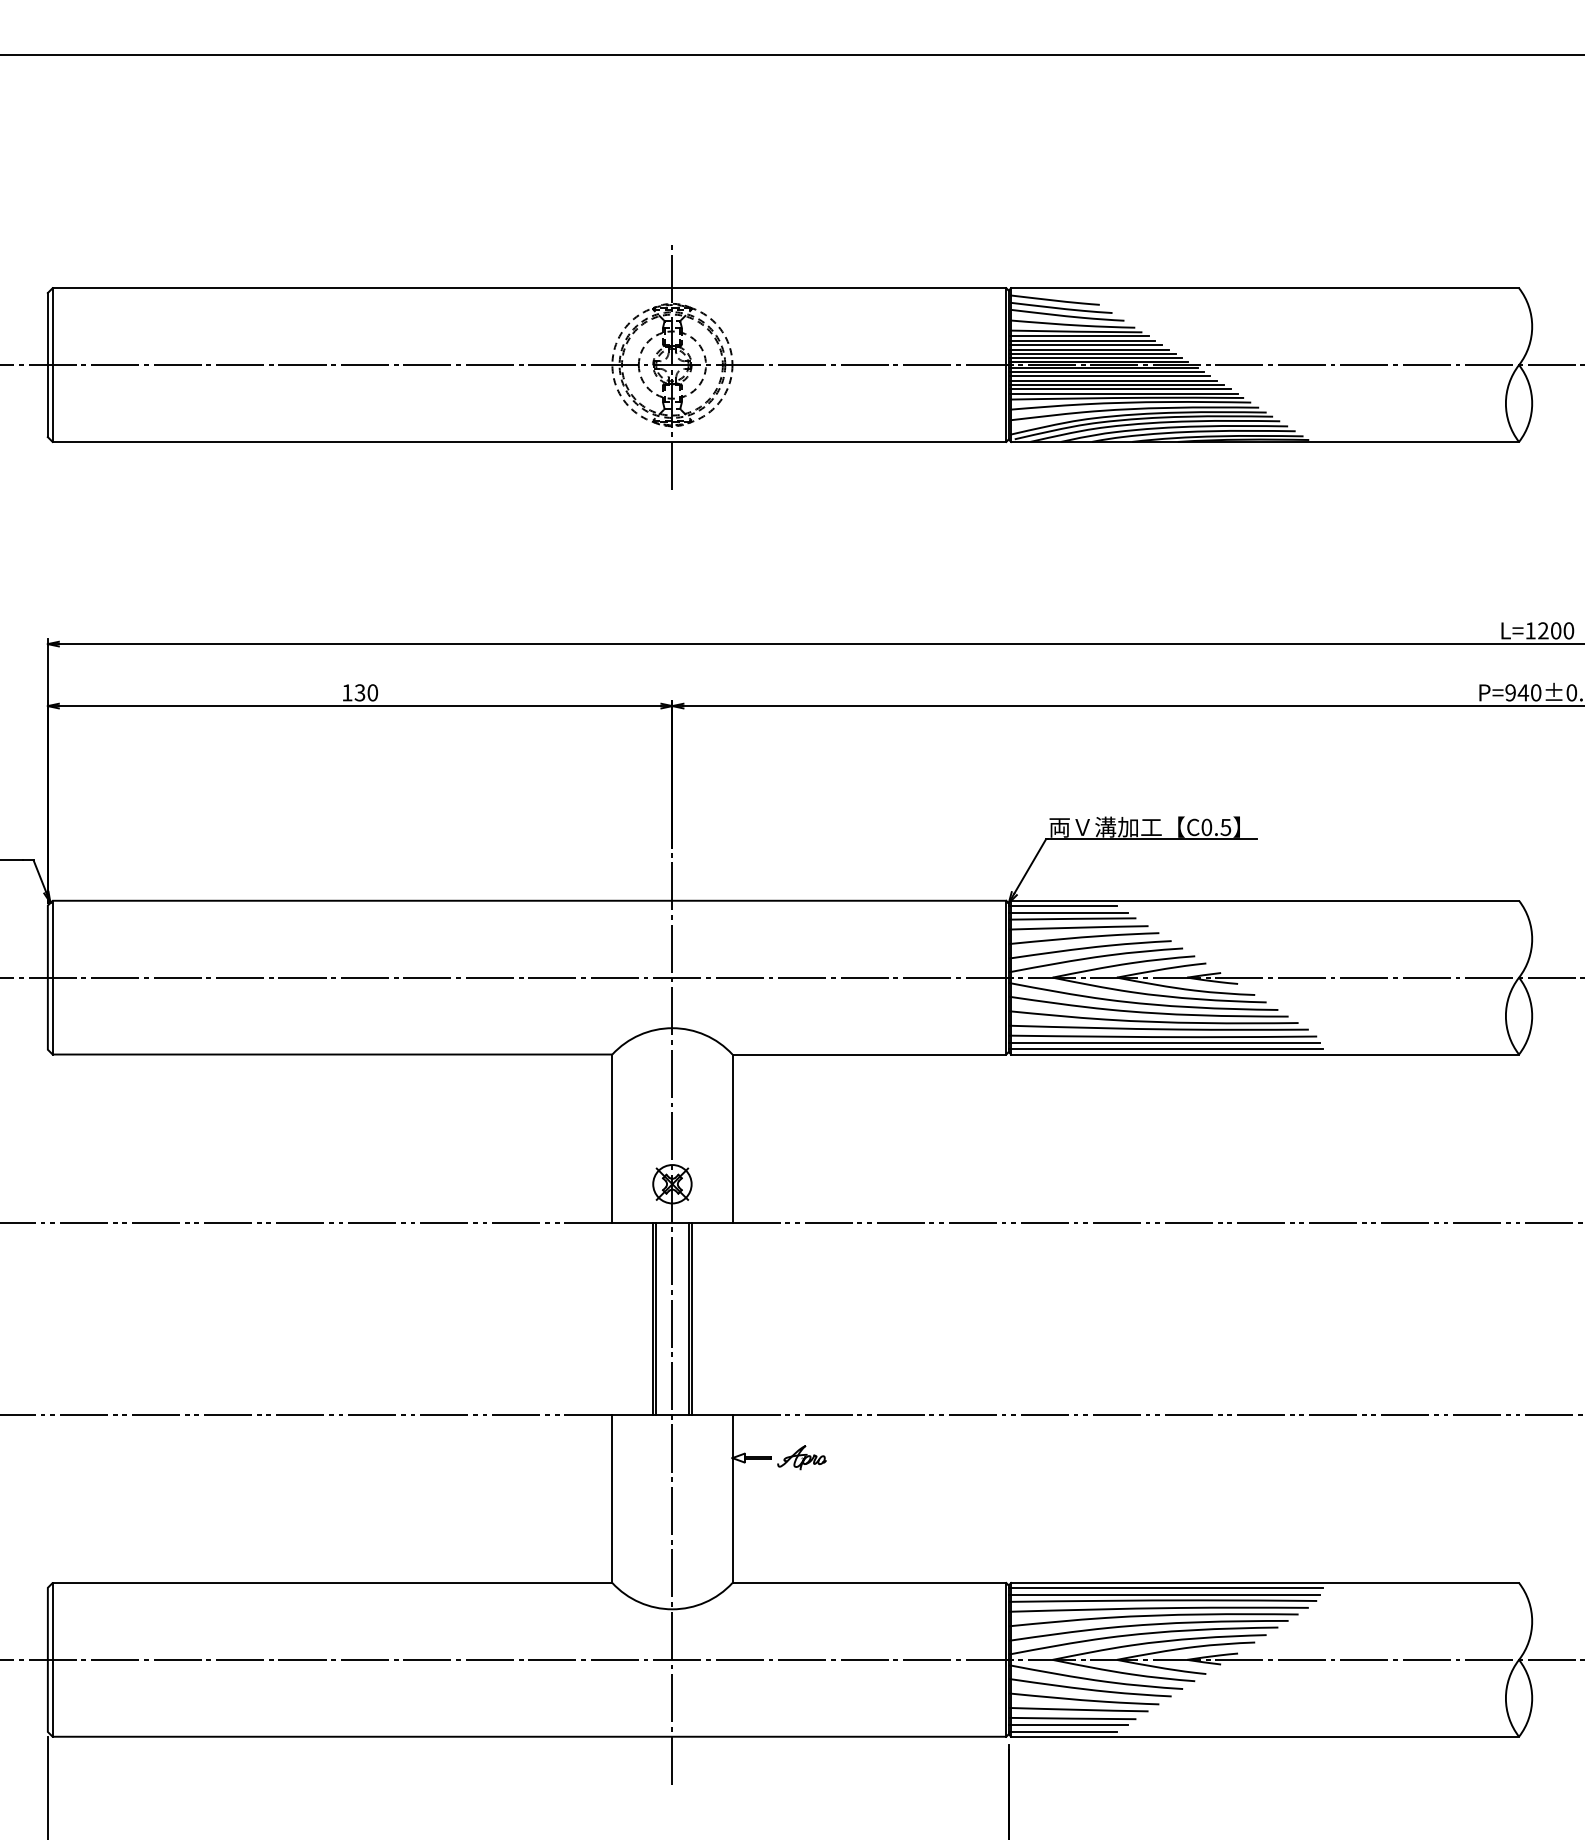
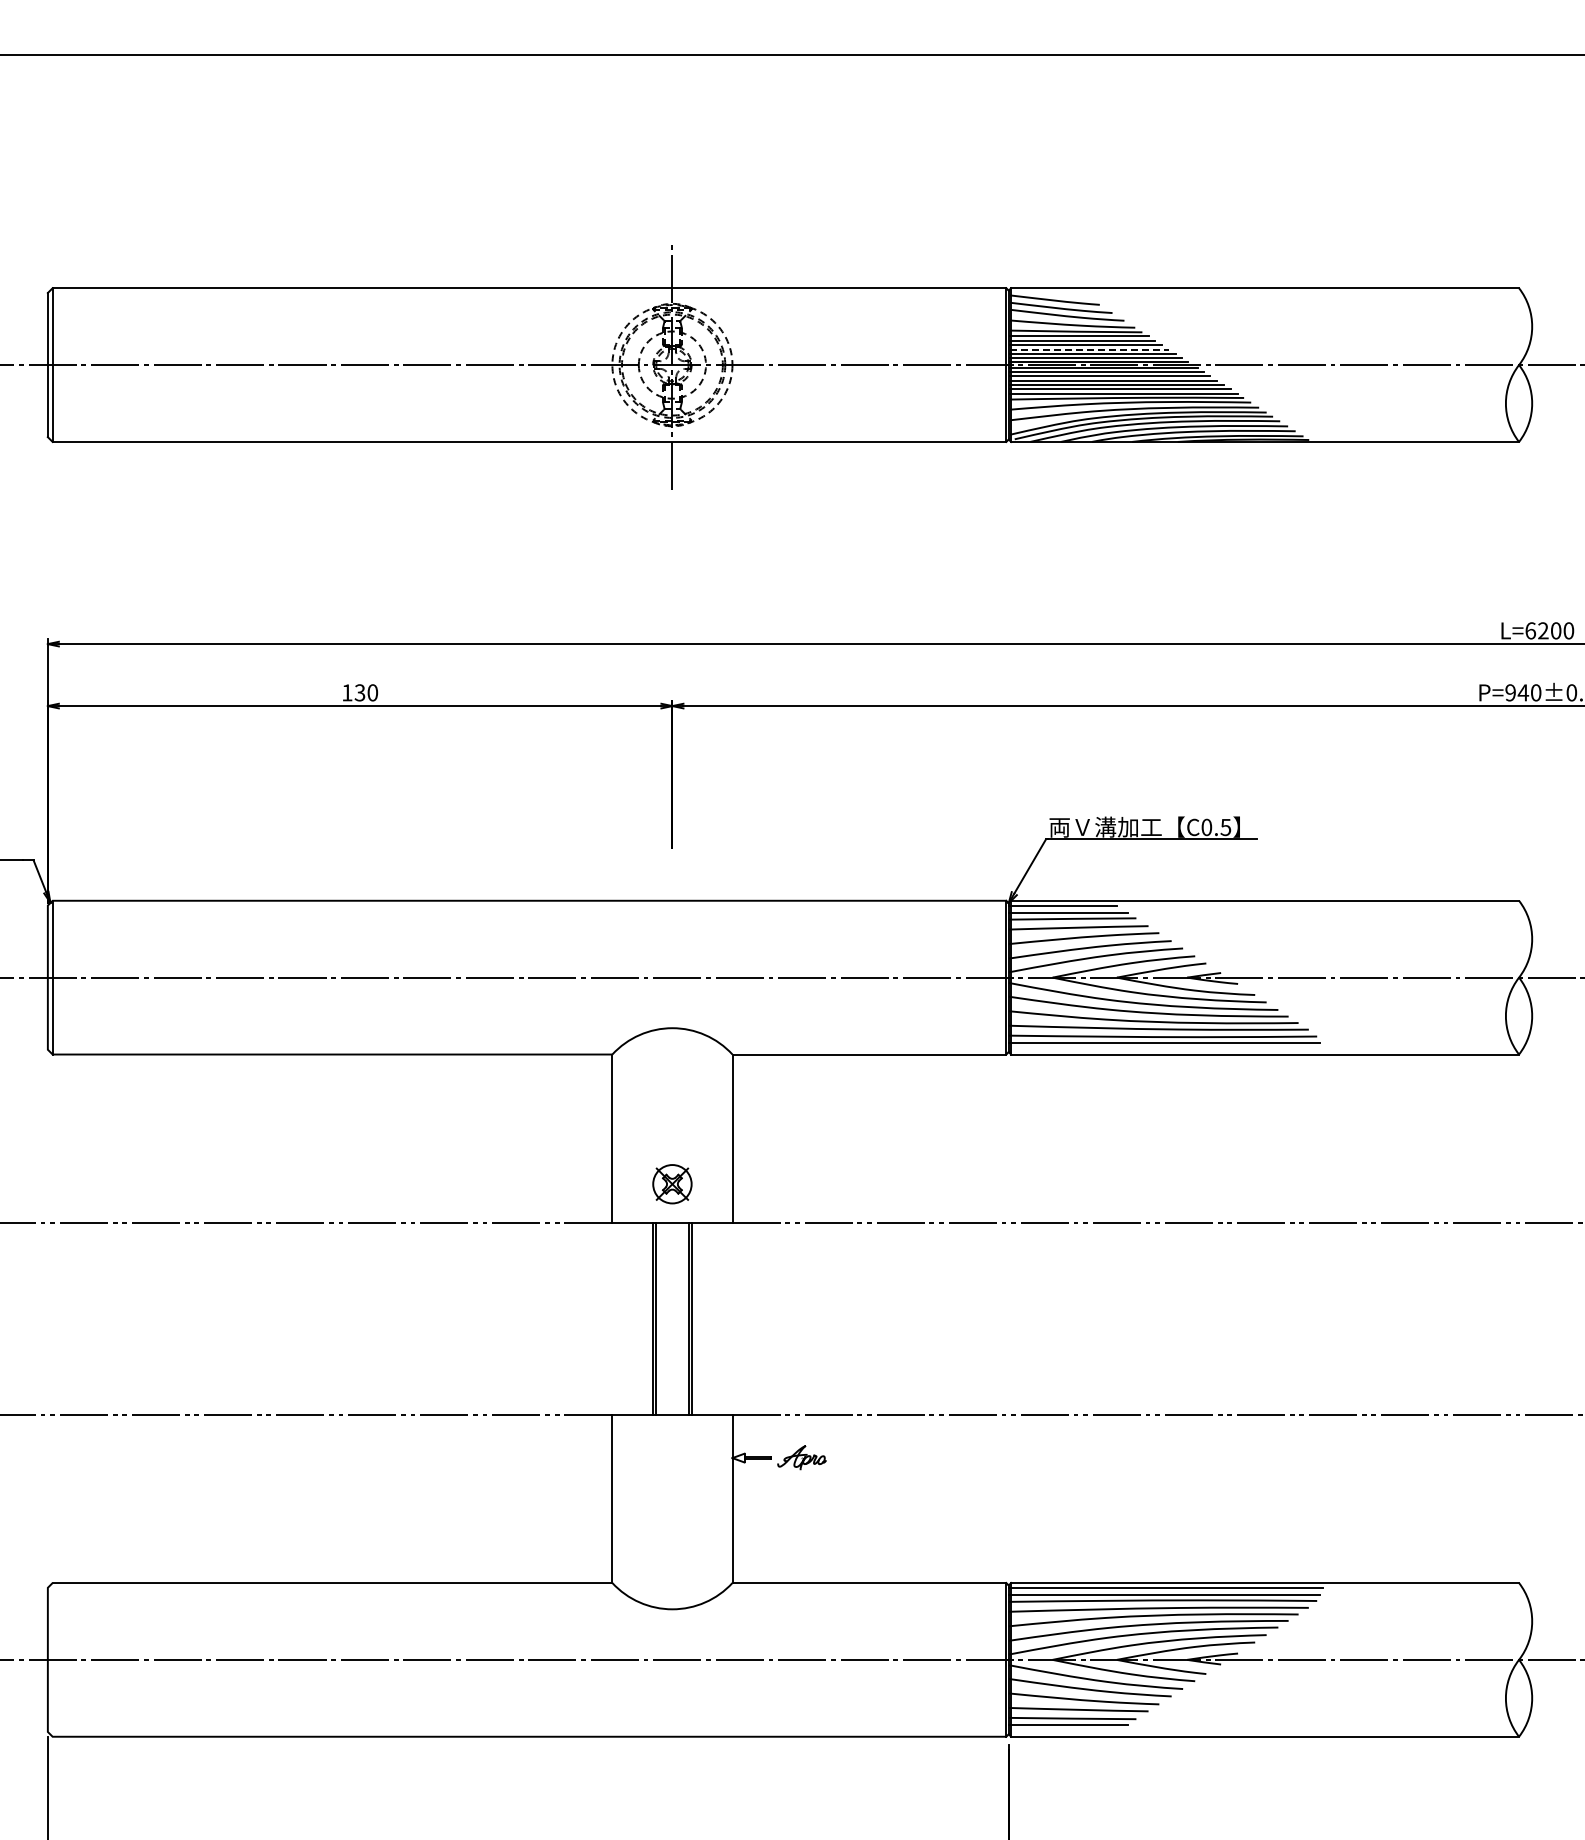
line: solid -> dashed (1090, 349)
text: L=1200 -> L=6200 (1530, 630)
line: present -> none (1165, 1049)
line: present -> none (672, 1318)
line: present -> none (52, 1659)
line: present -> none (1062, 1731)
